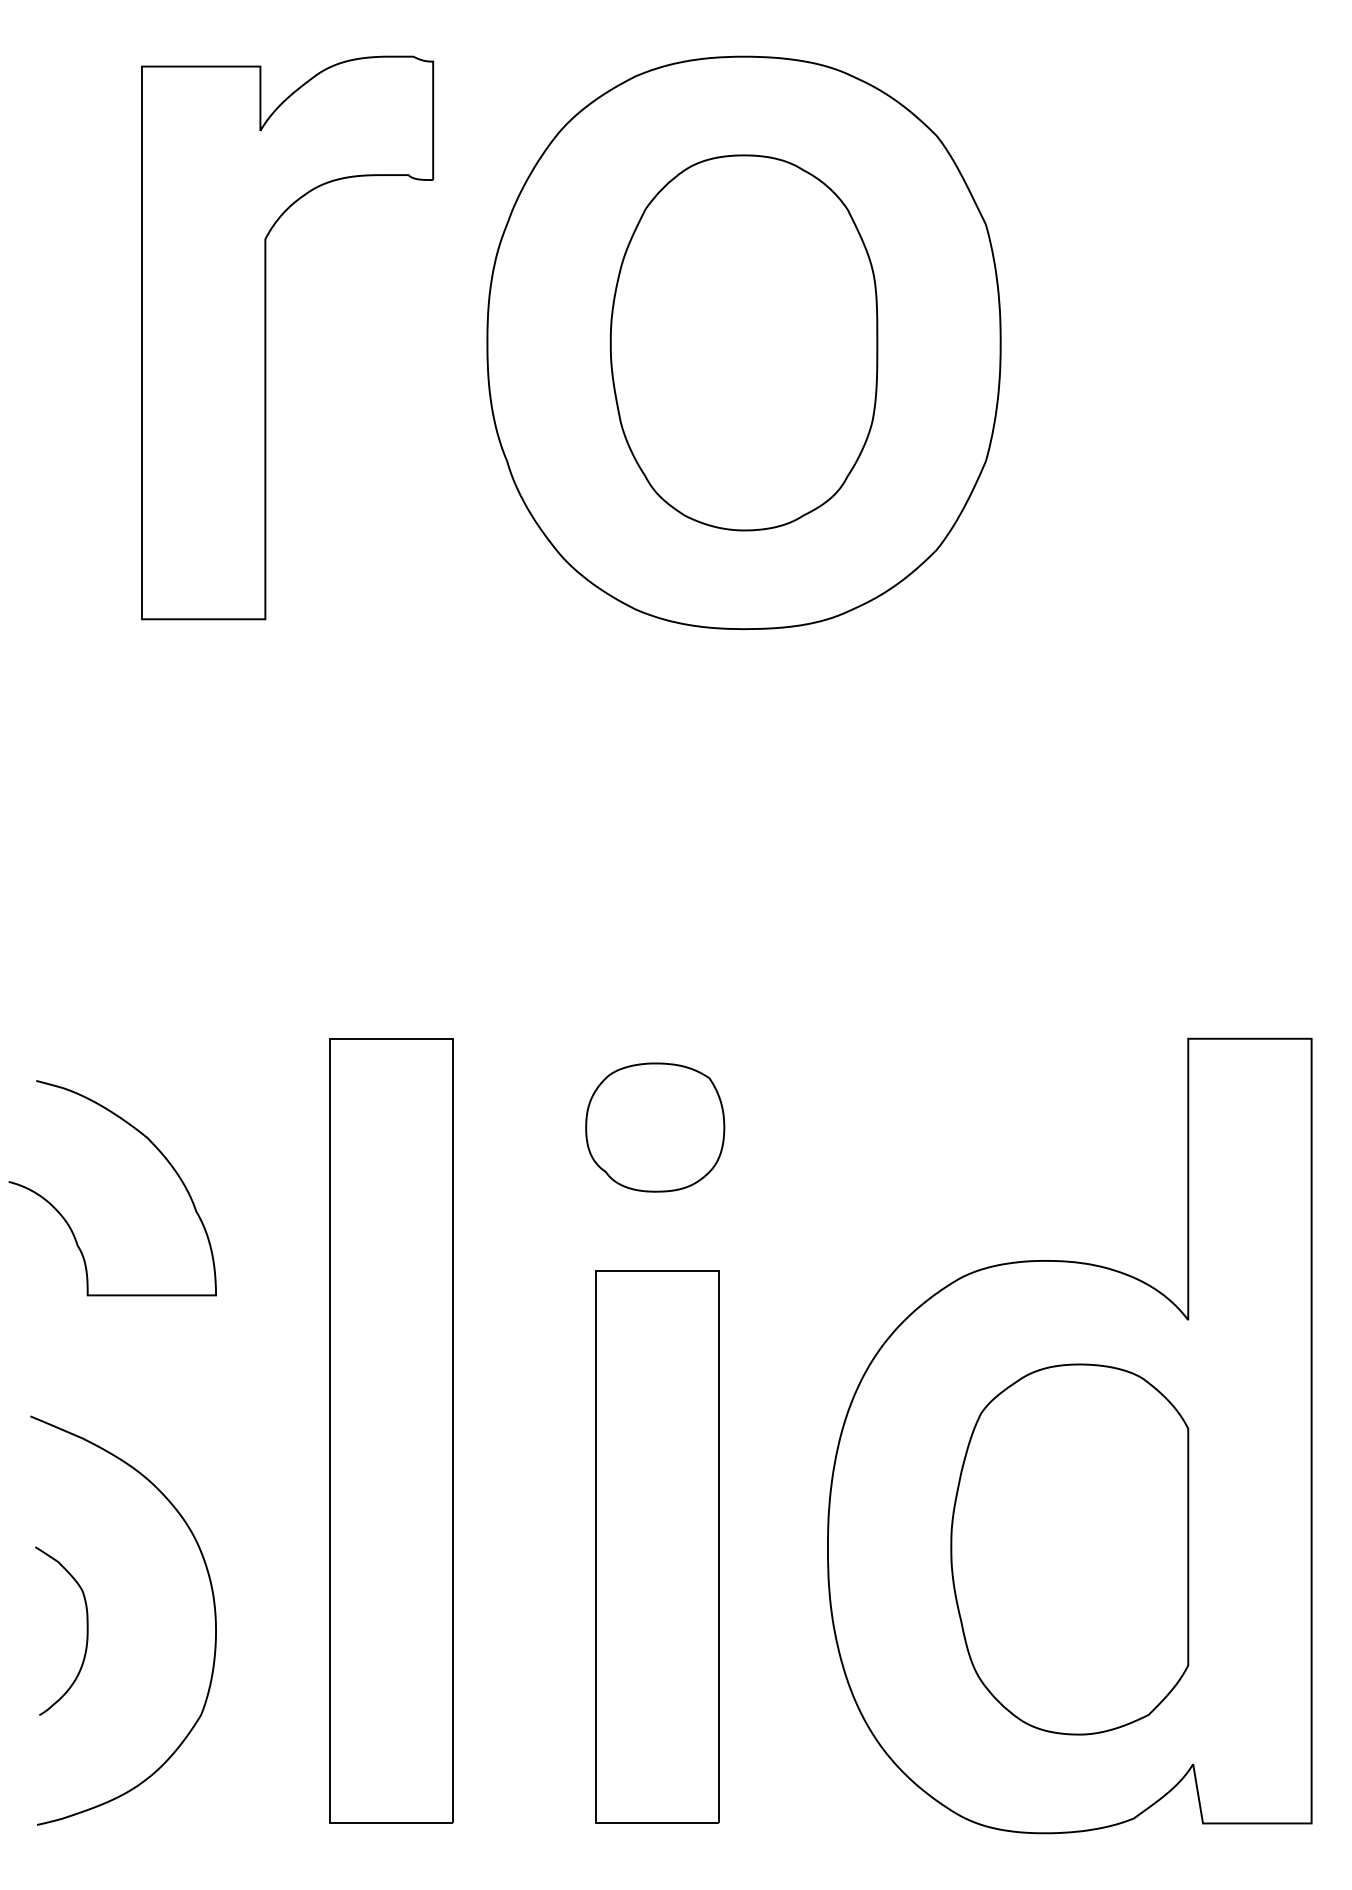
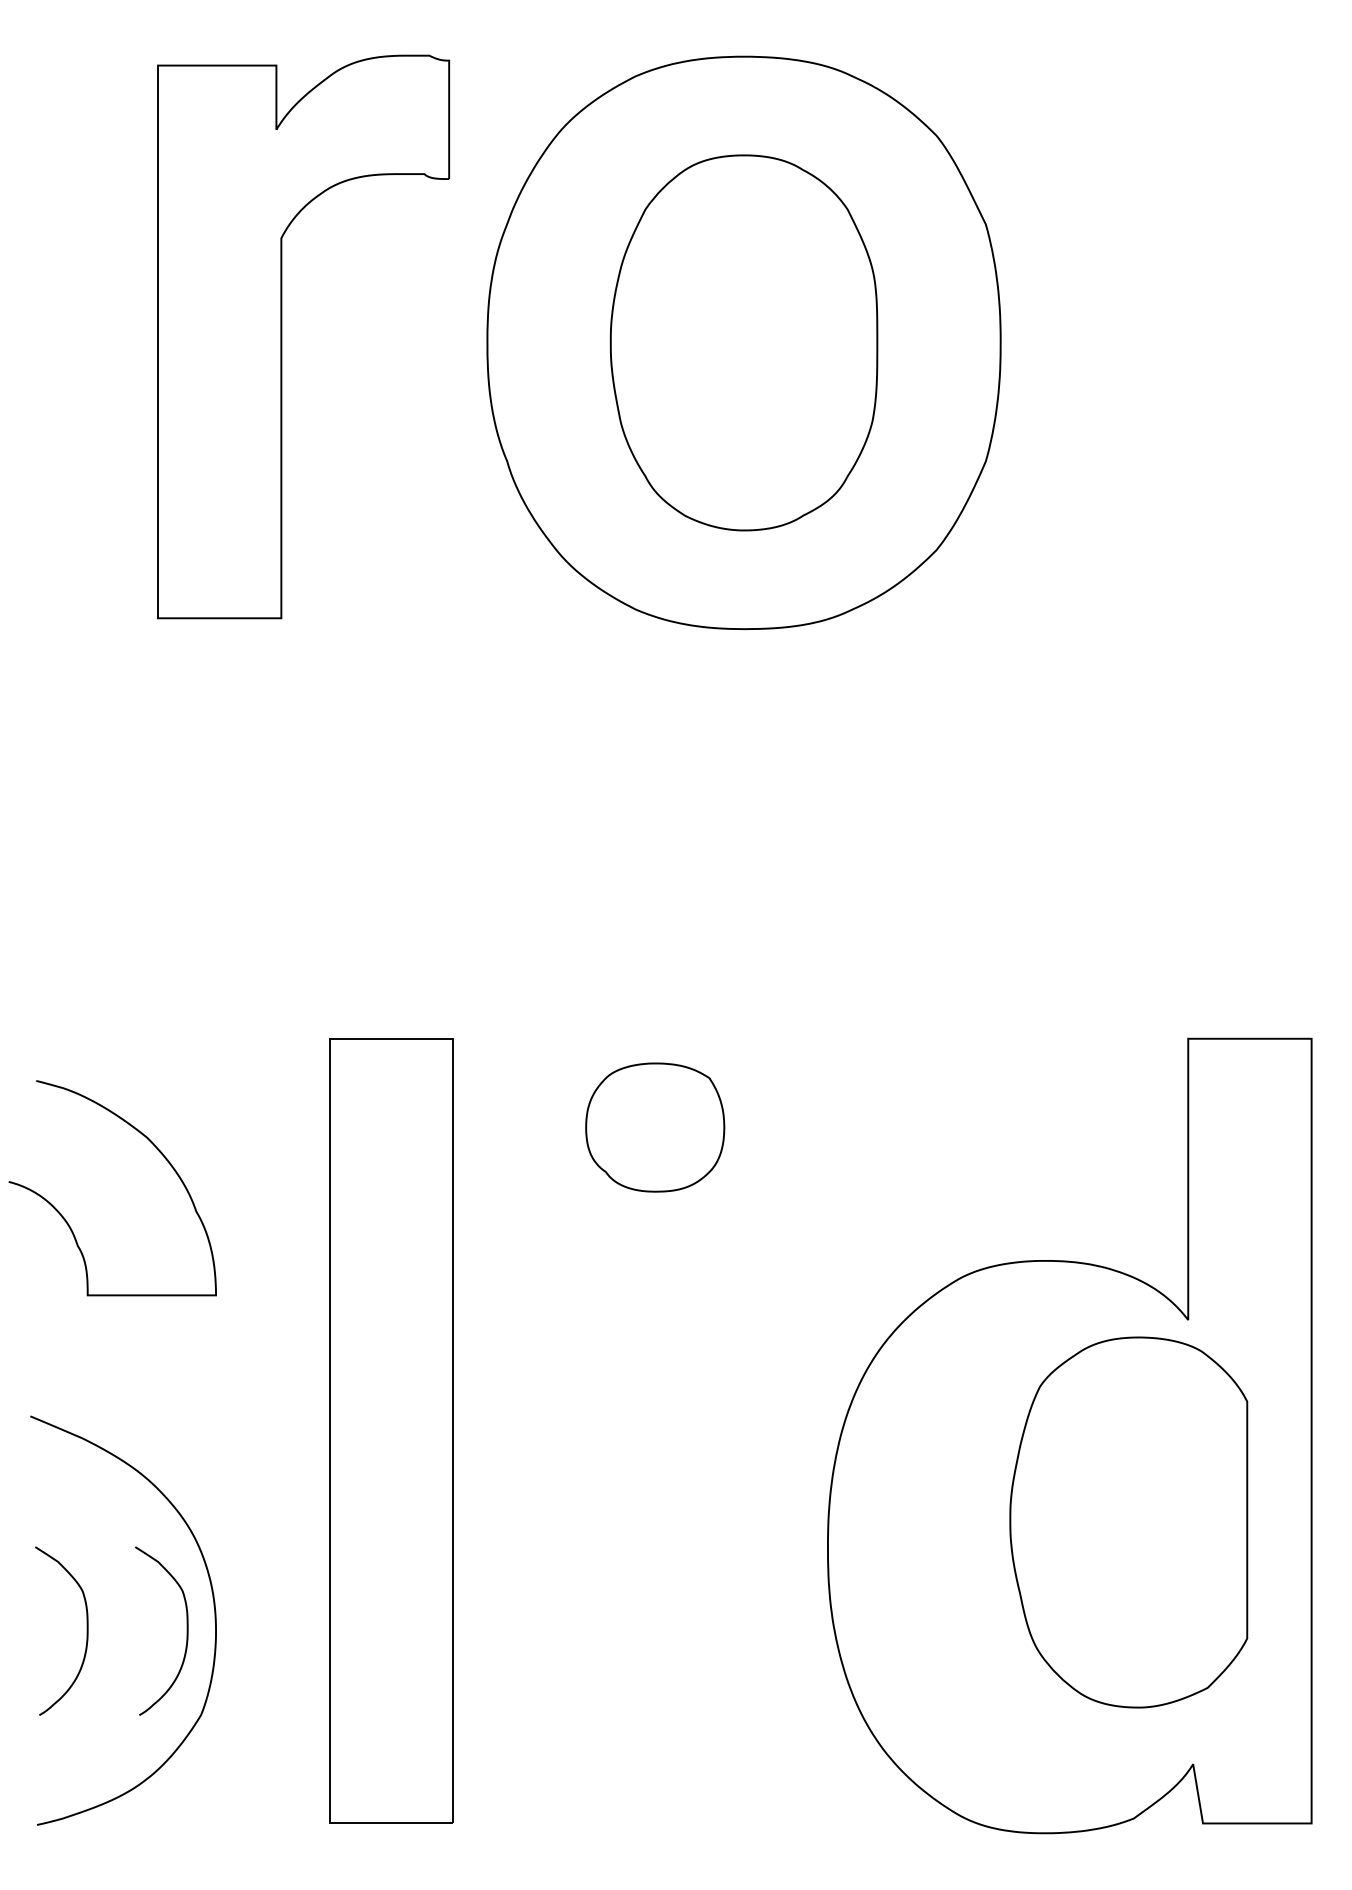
part position: (266, 337) -> (282, 336) (282, 336)
part: present -> none (657, 1546)
part position: (1069, 1549) -> (1128, 1522) (1128, 1522)
curve: none -> present (186, 1630)
